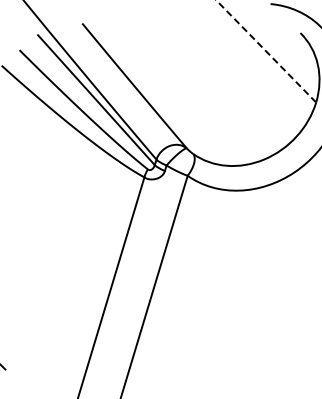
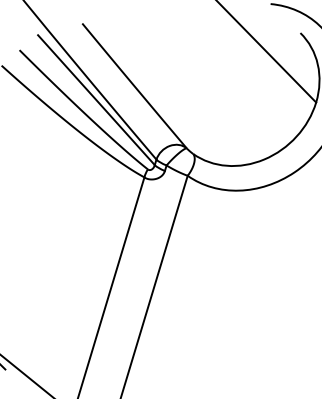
line: dashed -> solid (265, 51)
line: none -> present (26, 375)
